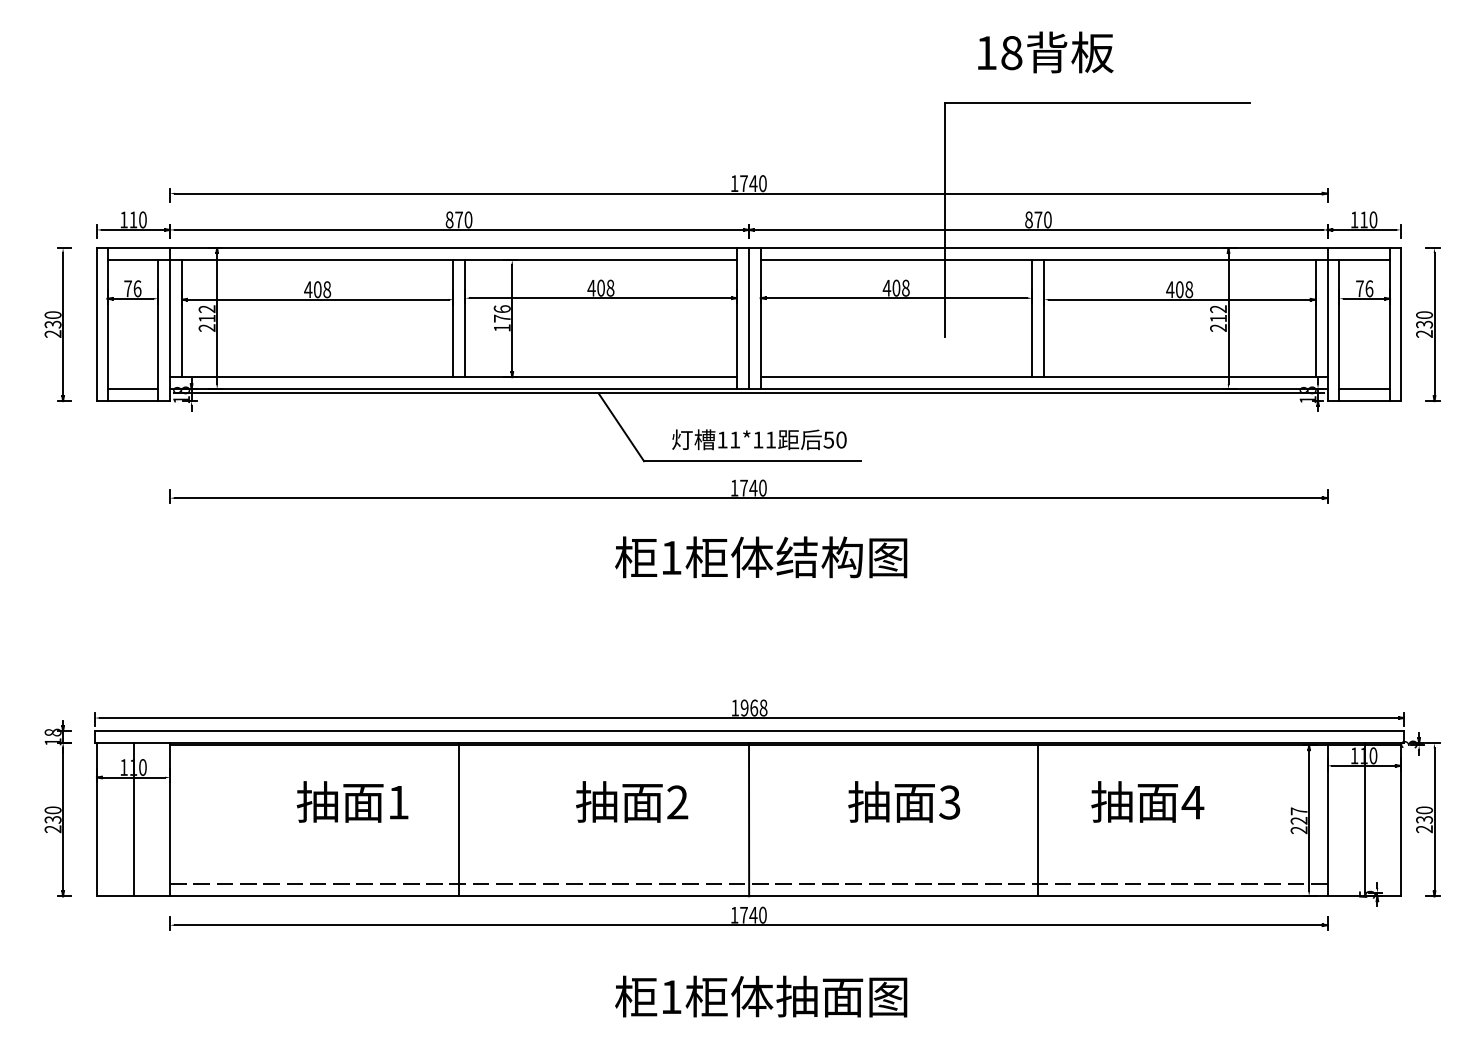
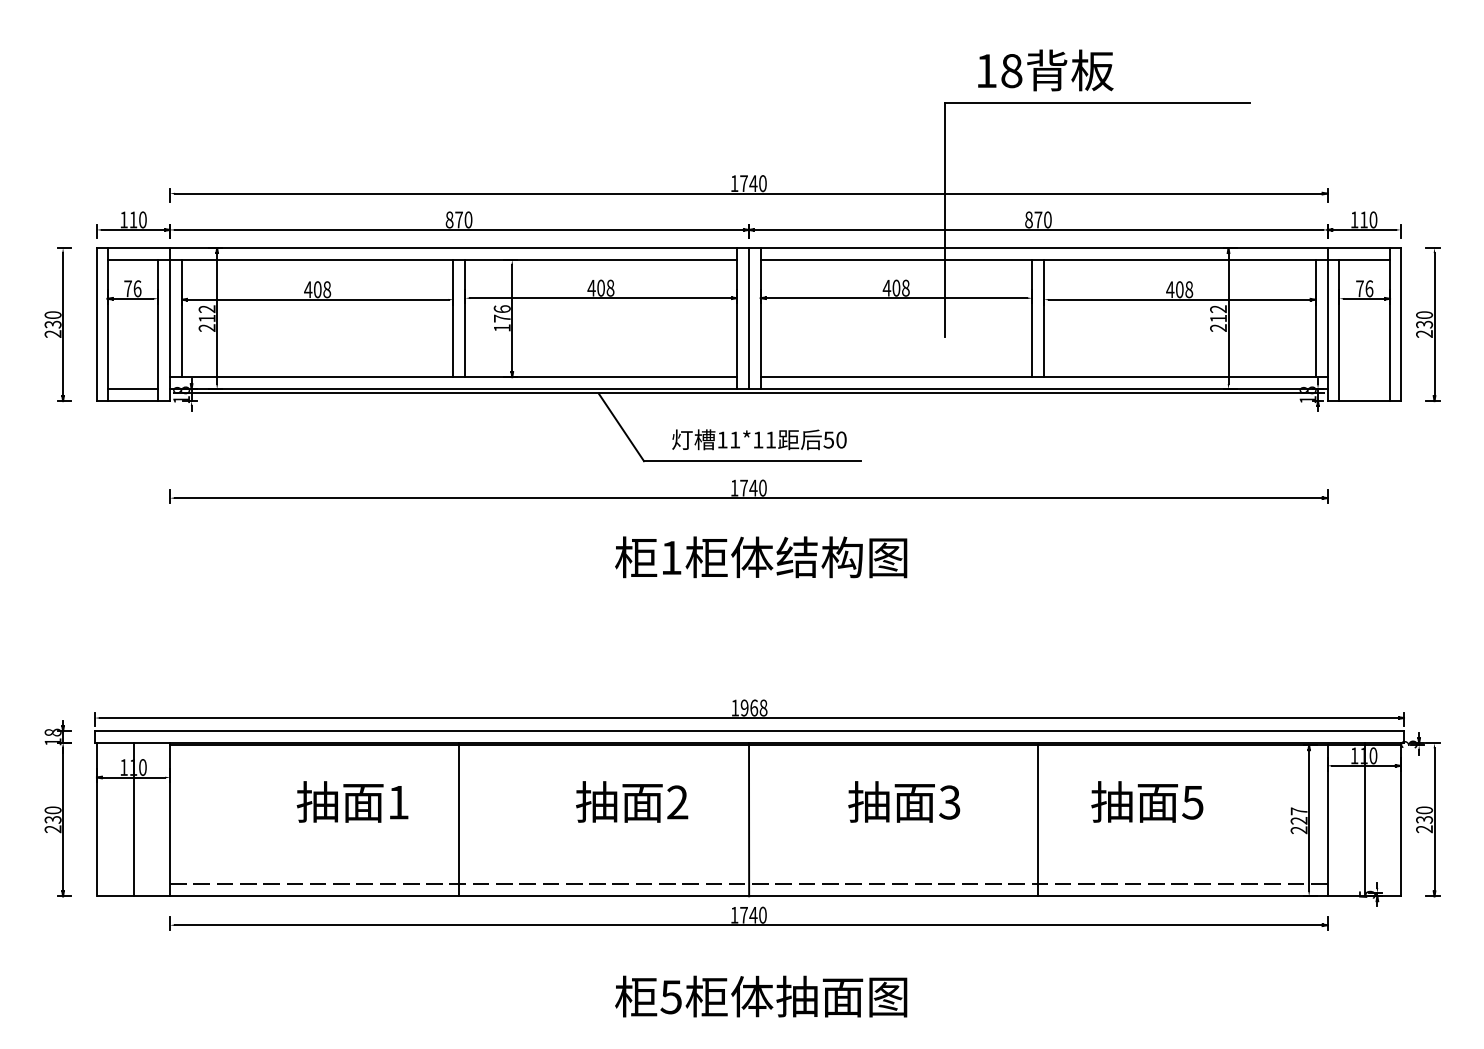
text position: (1045, 52) -> (1045, 70) (1045, 70)
line: present -> none (1364, 389)
text: 4 -> 5 (1192, 802)
text: 1 -> 5 (670, 997)
